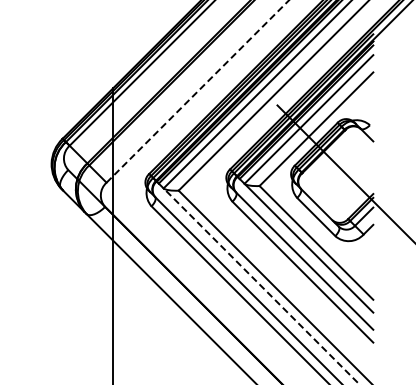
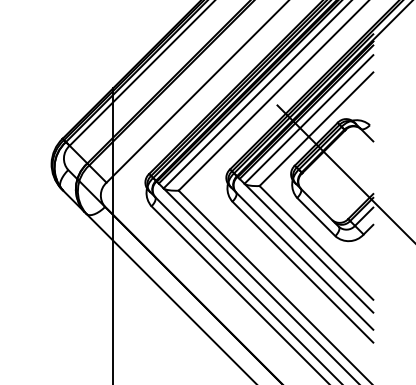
line: dashed -> solid (198, 91)
line: dashed -> solid (261, 286)
